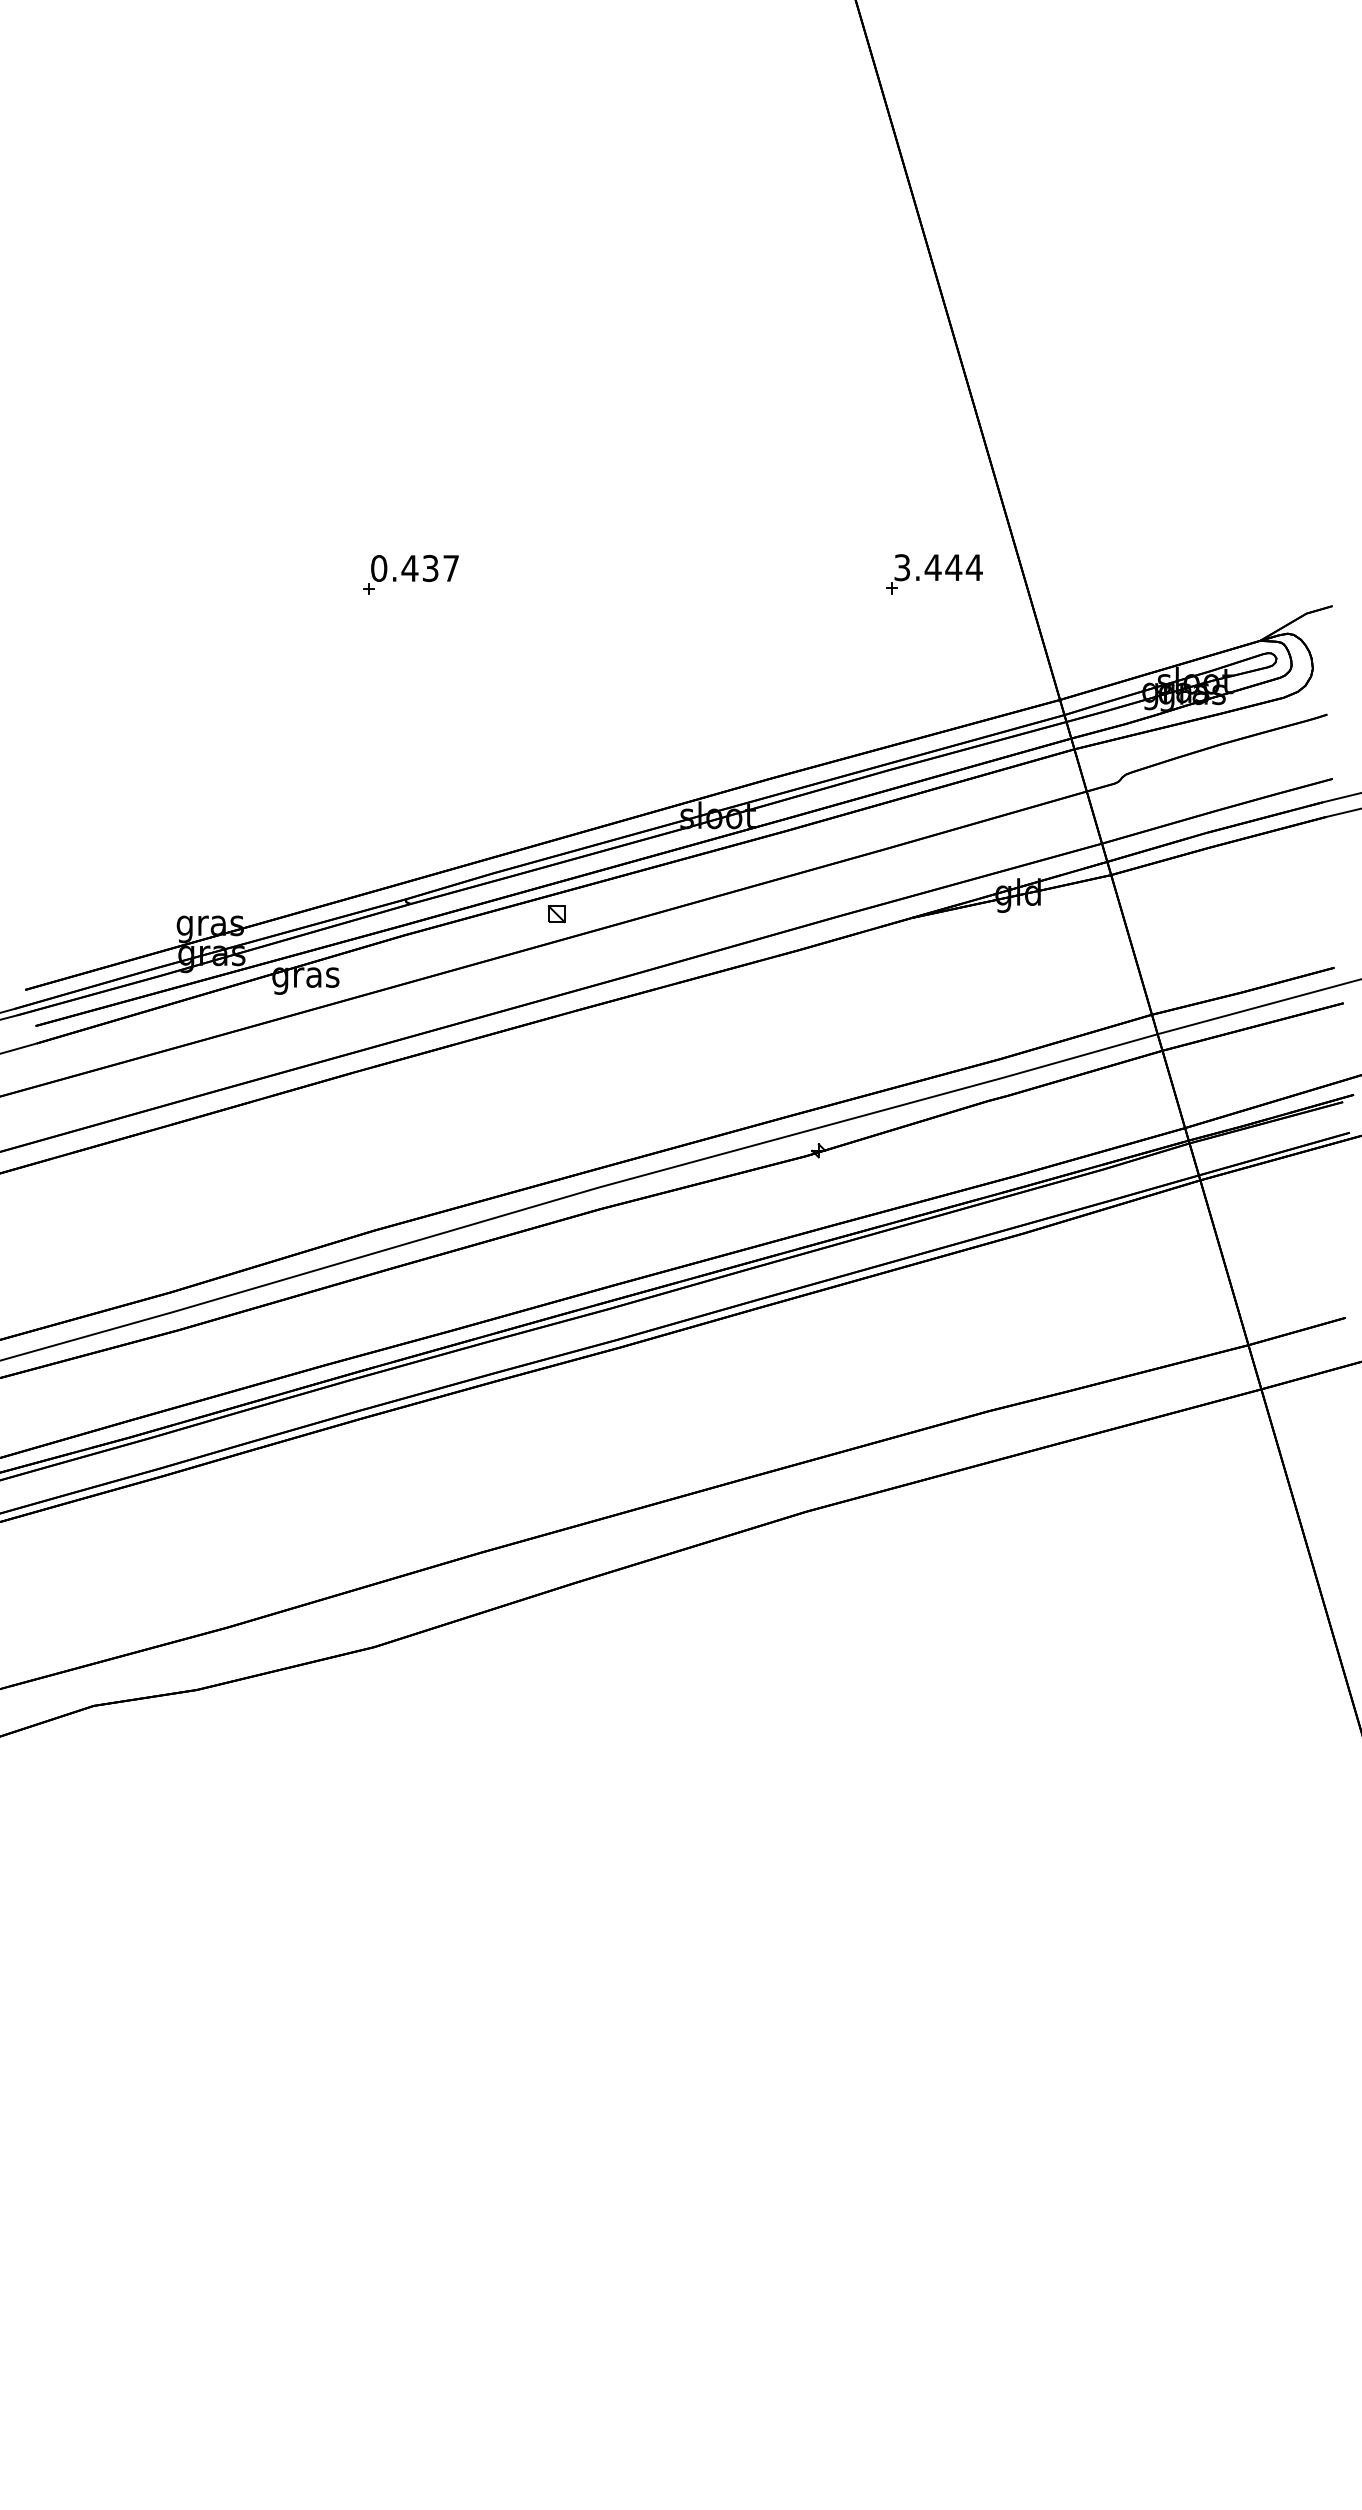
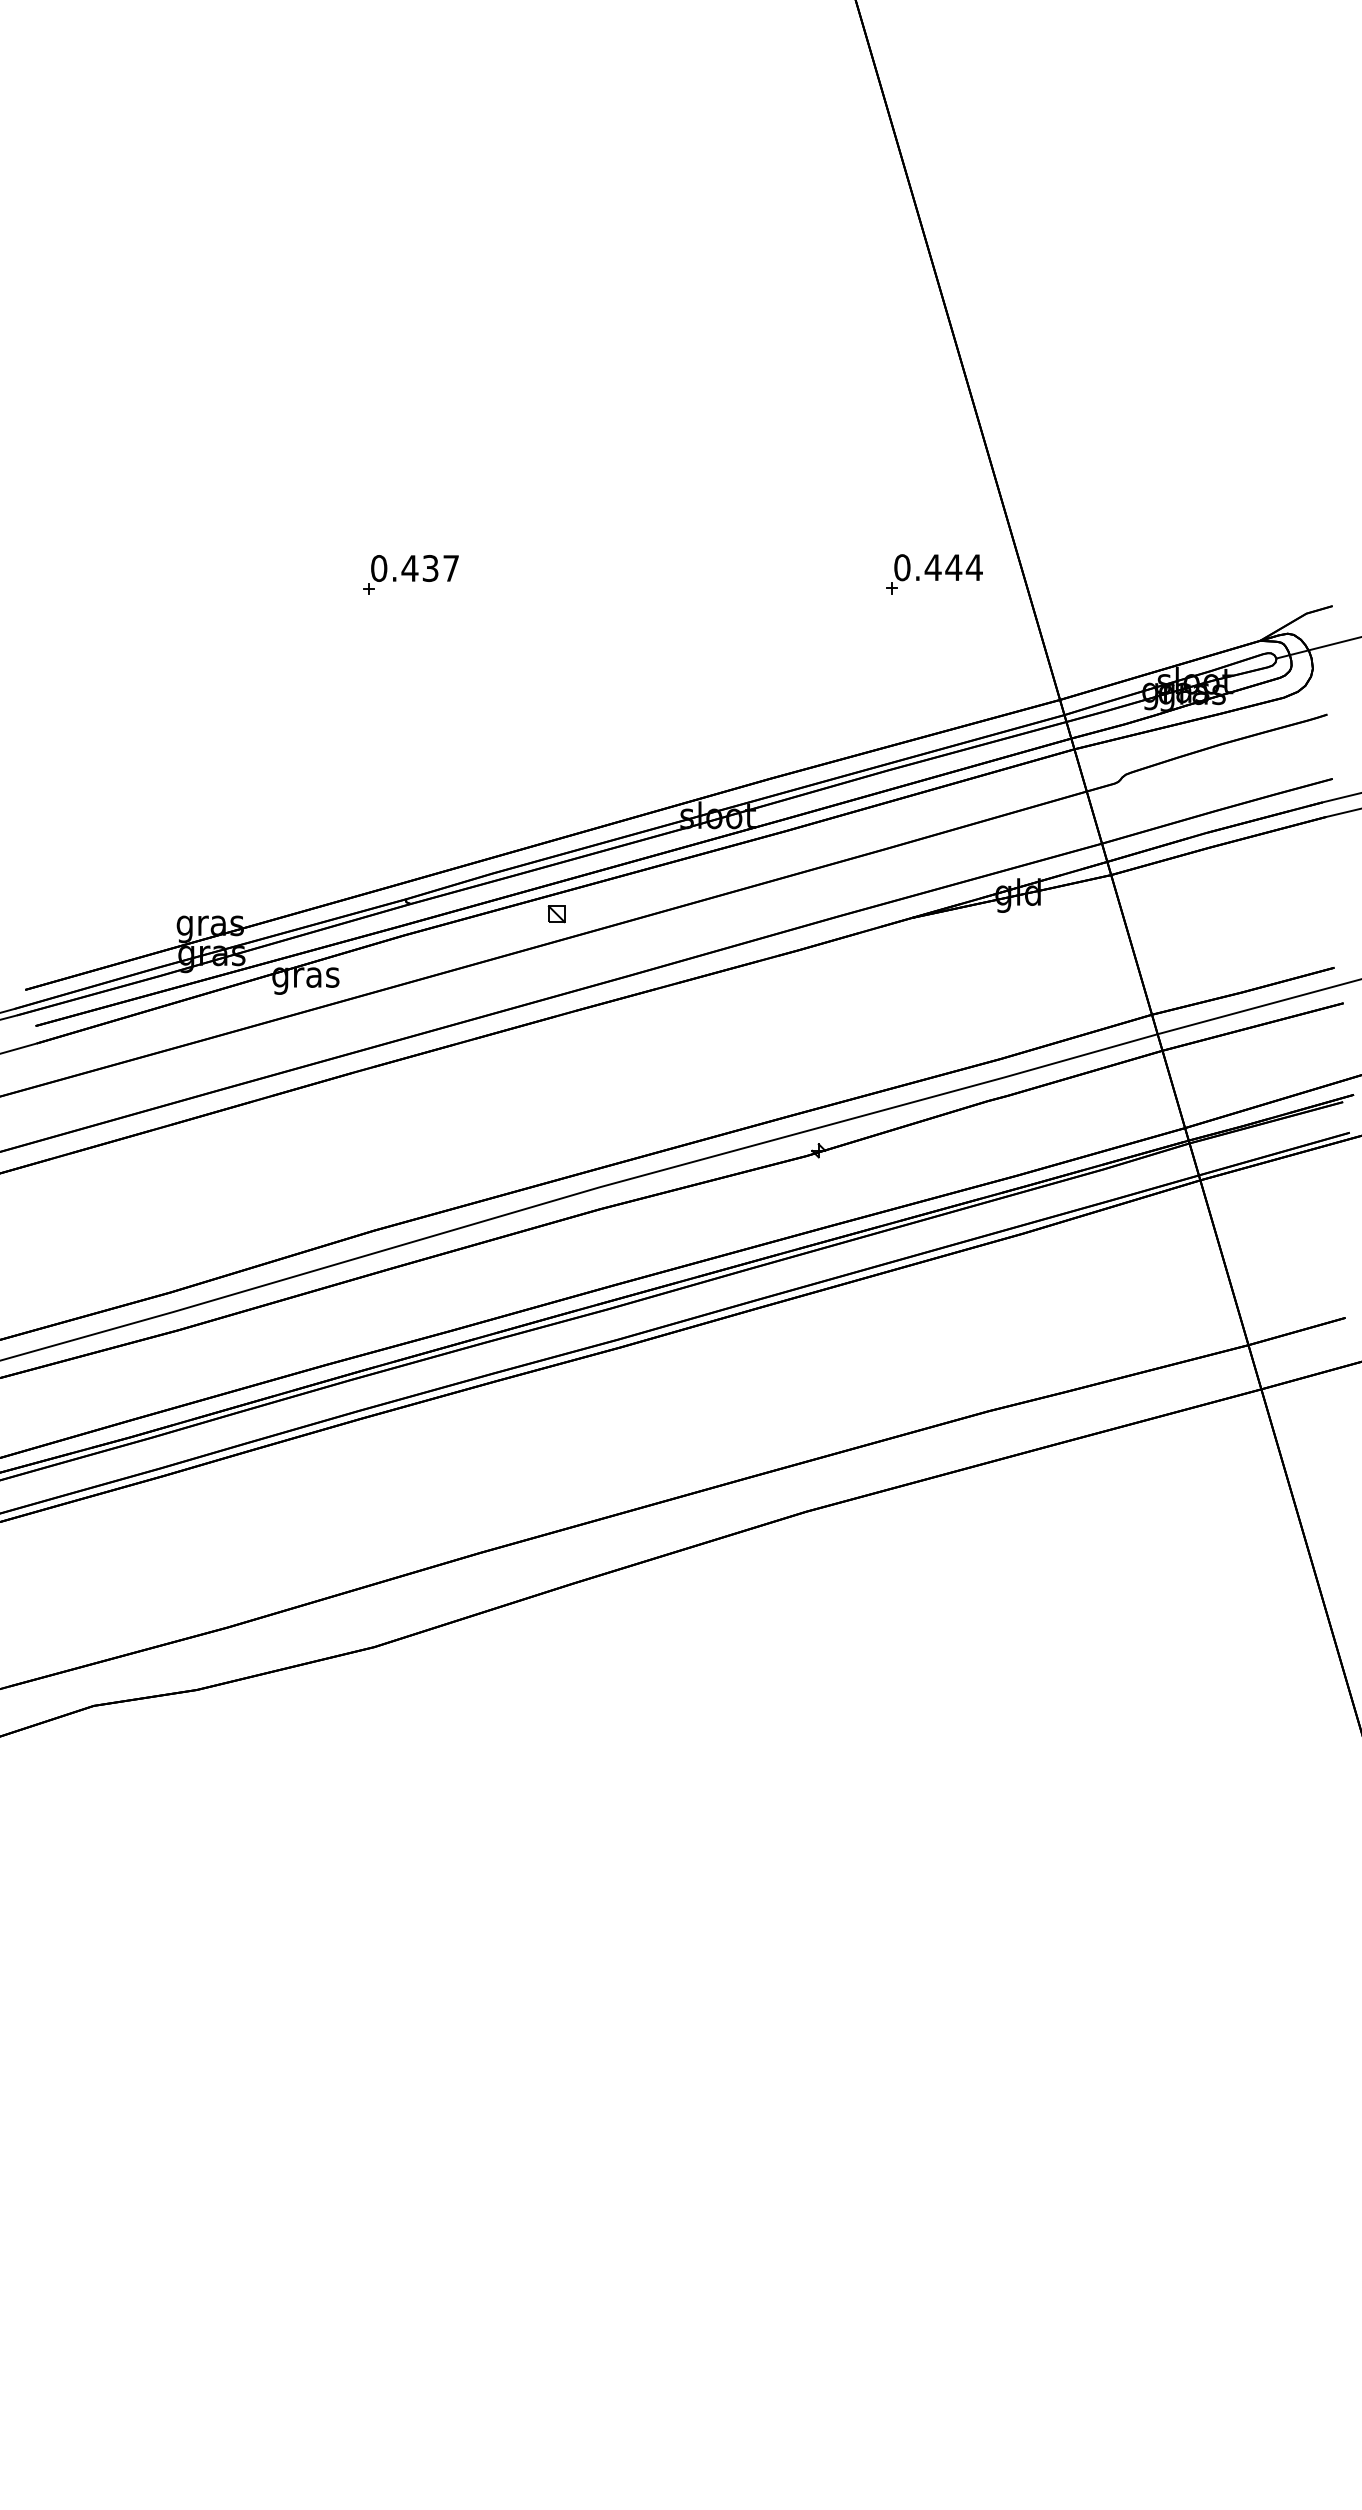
text: 3.444 -> 0.444 (902, 567)
line: none -> present (1317, 647)
